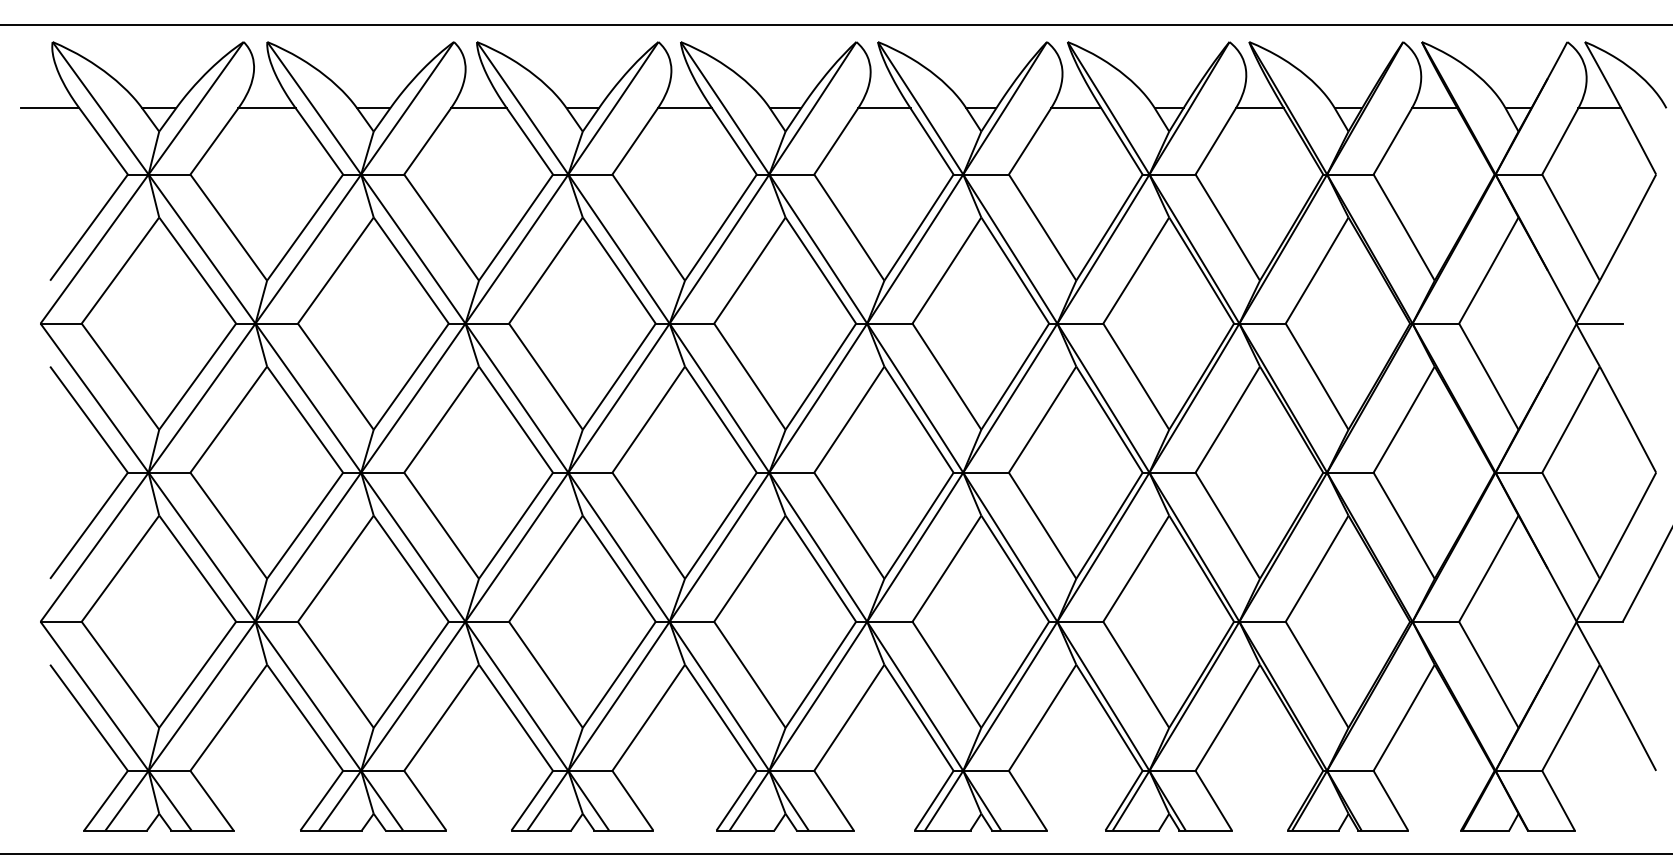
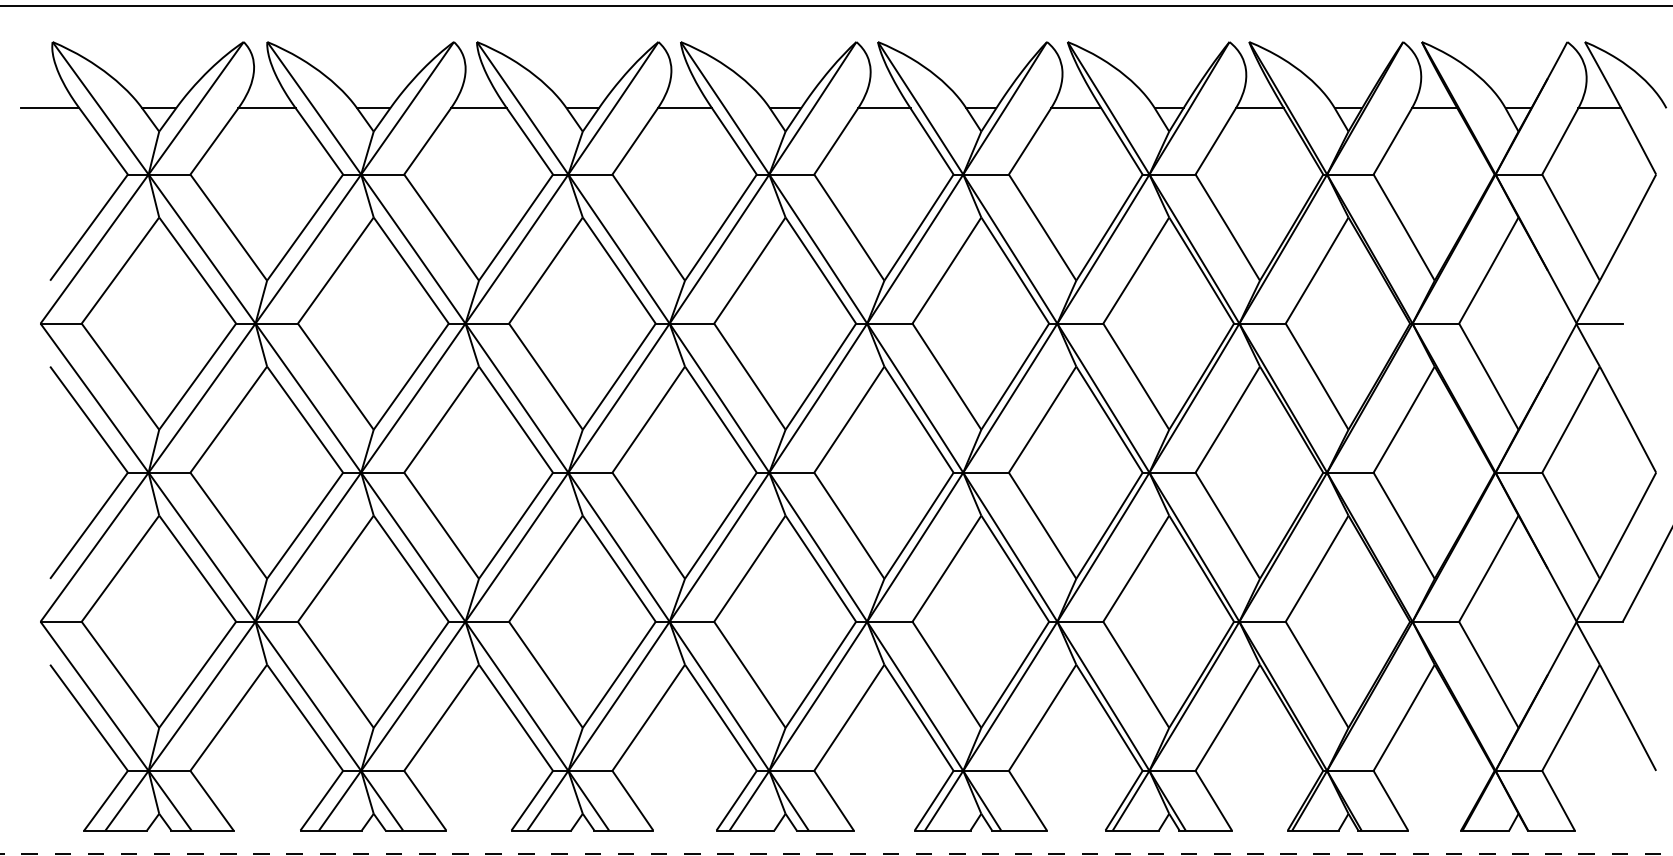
line position: (835, 25) -> (835, 6) (835, 6)
line: solid -> dashed (836, 853)
